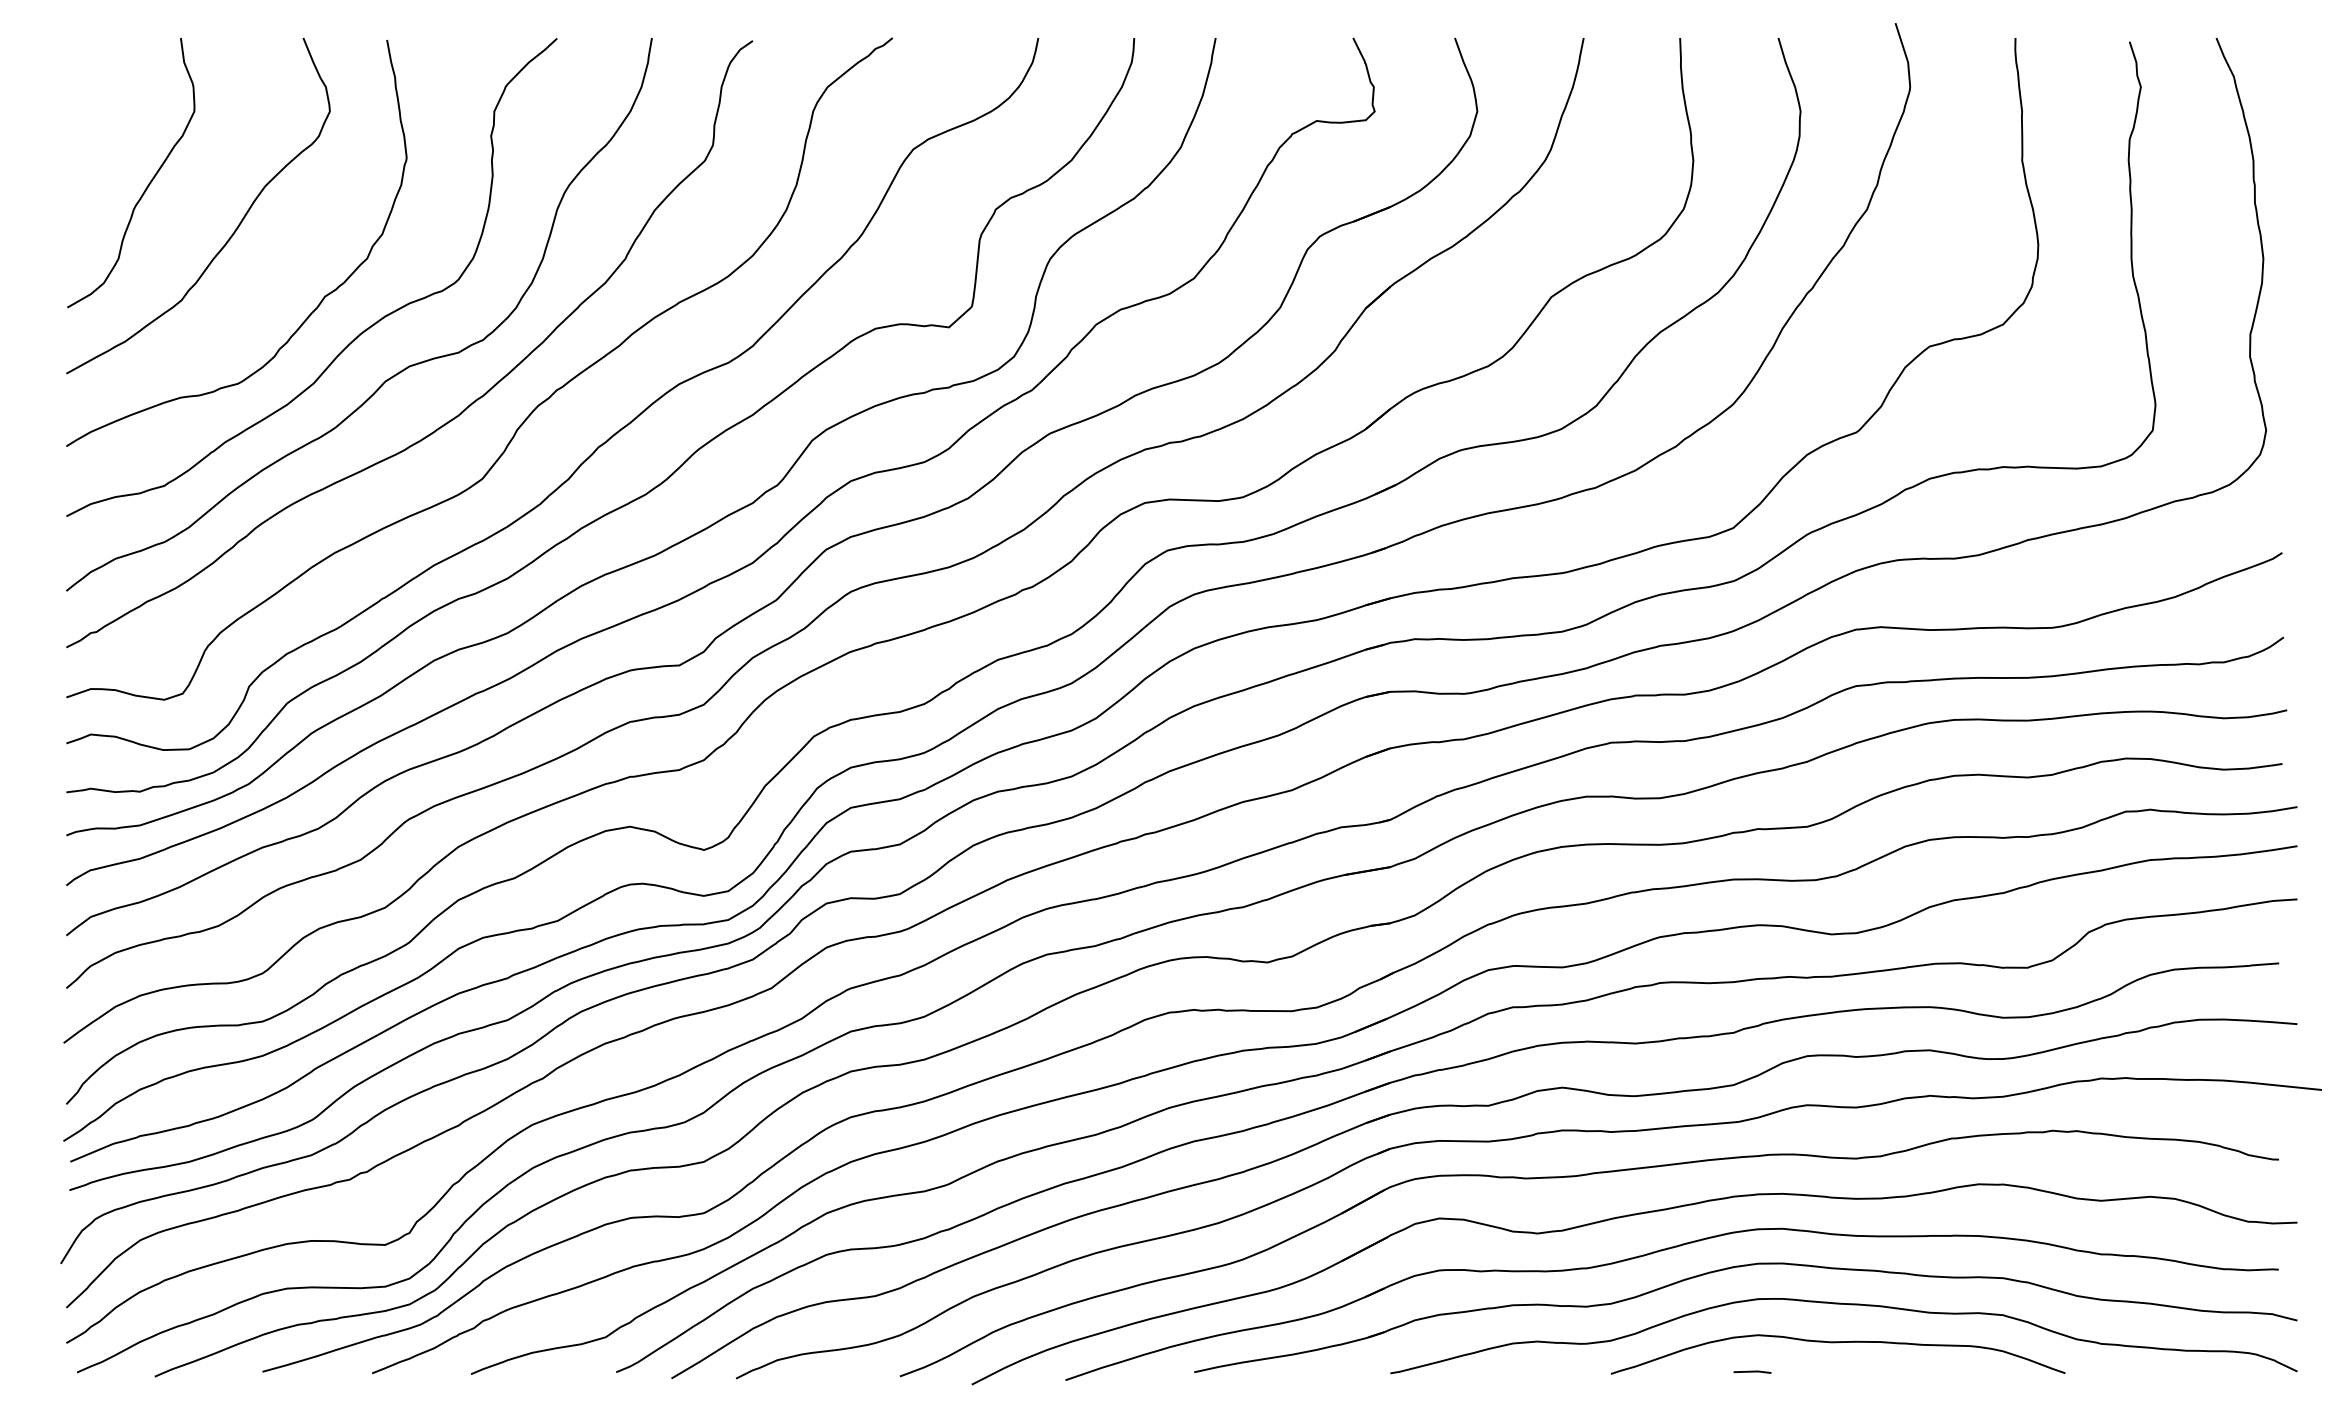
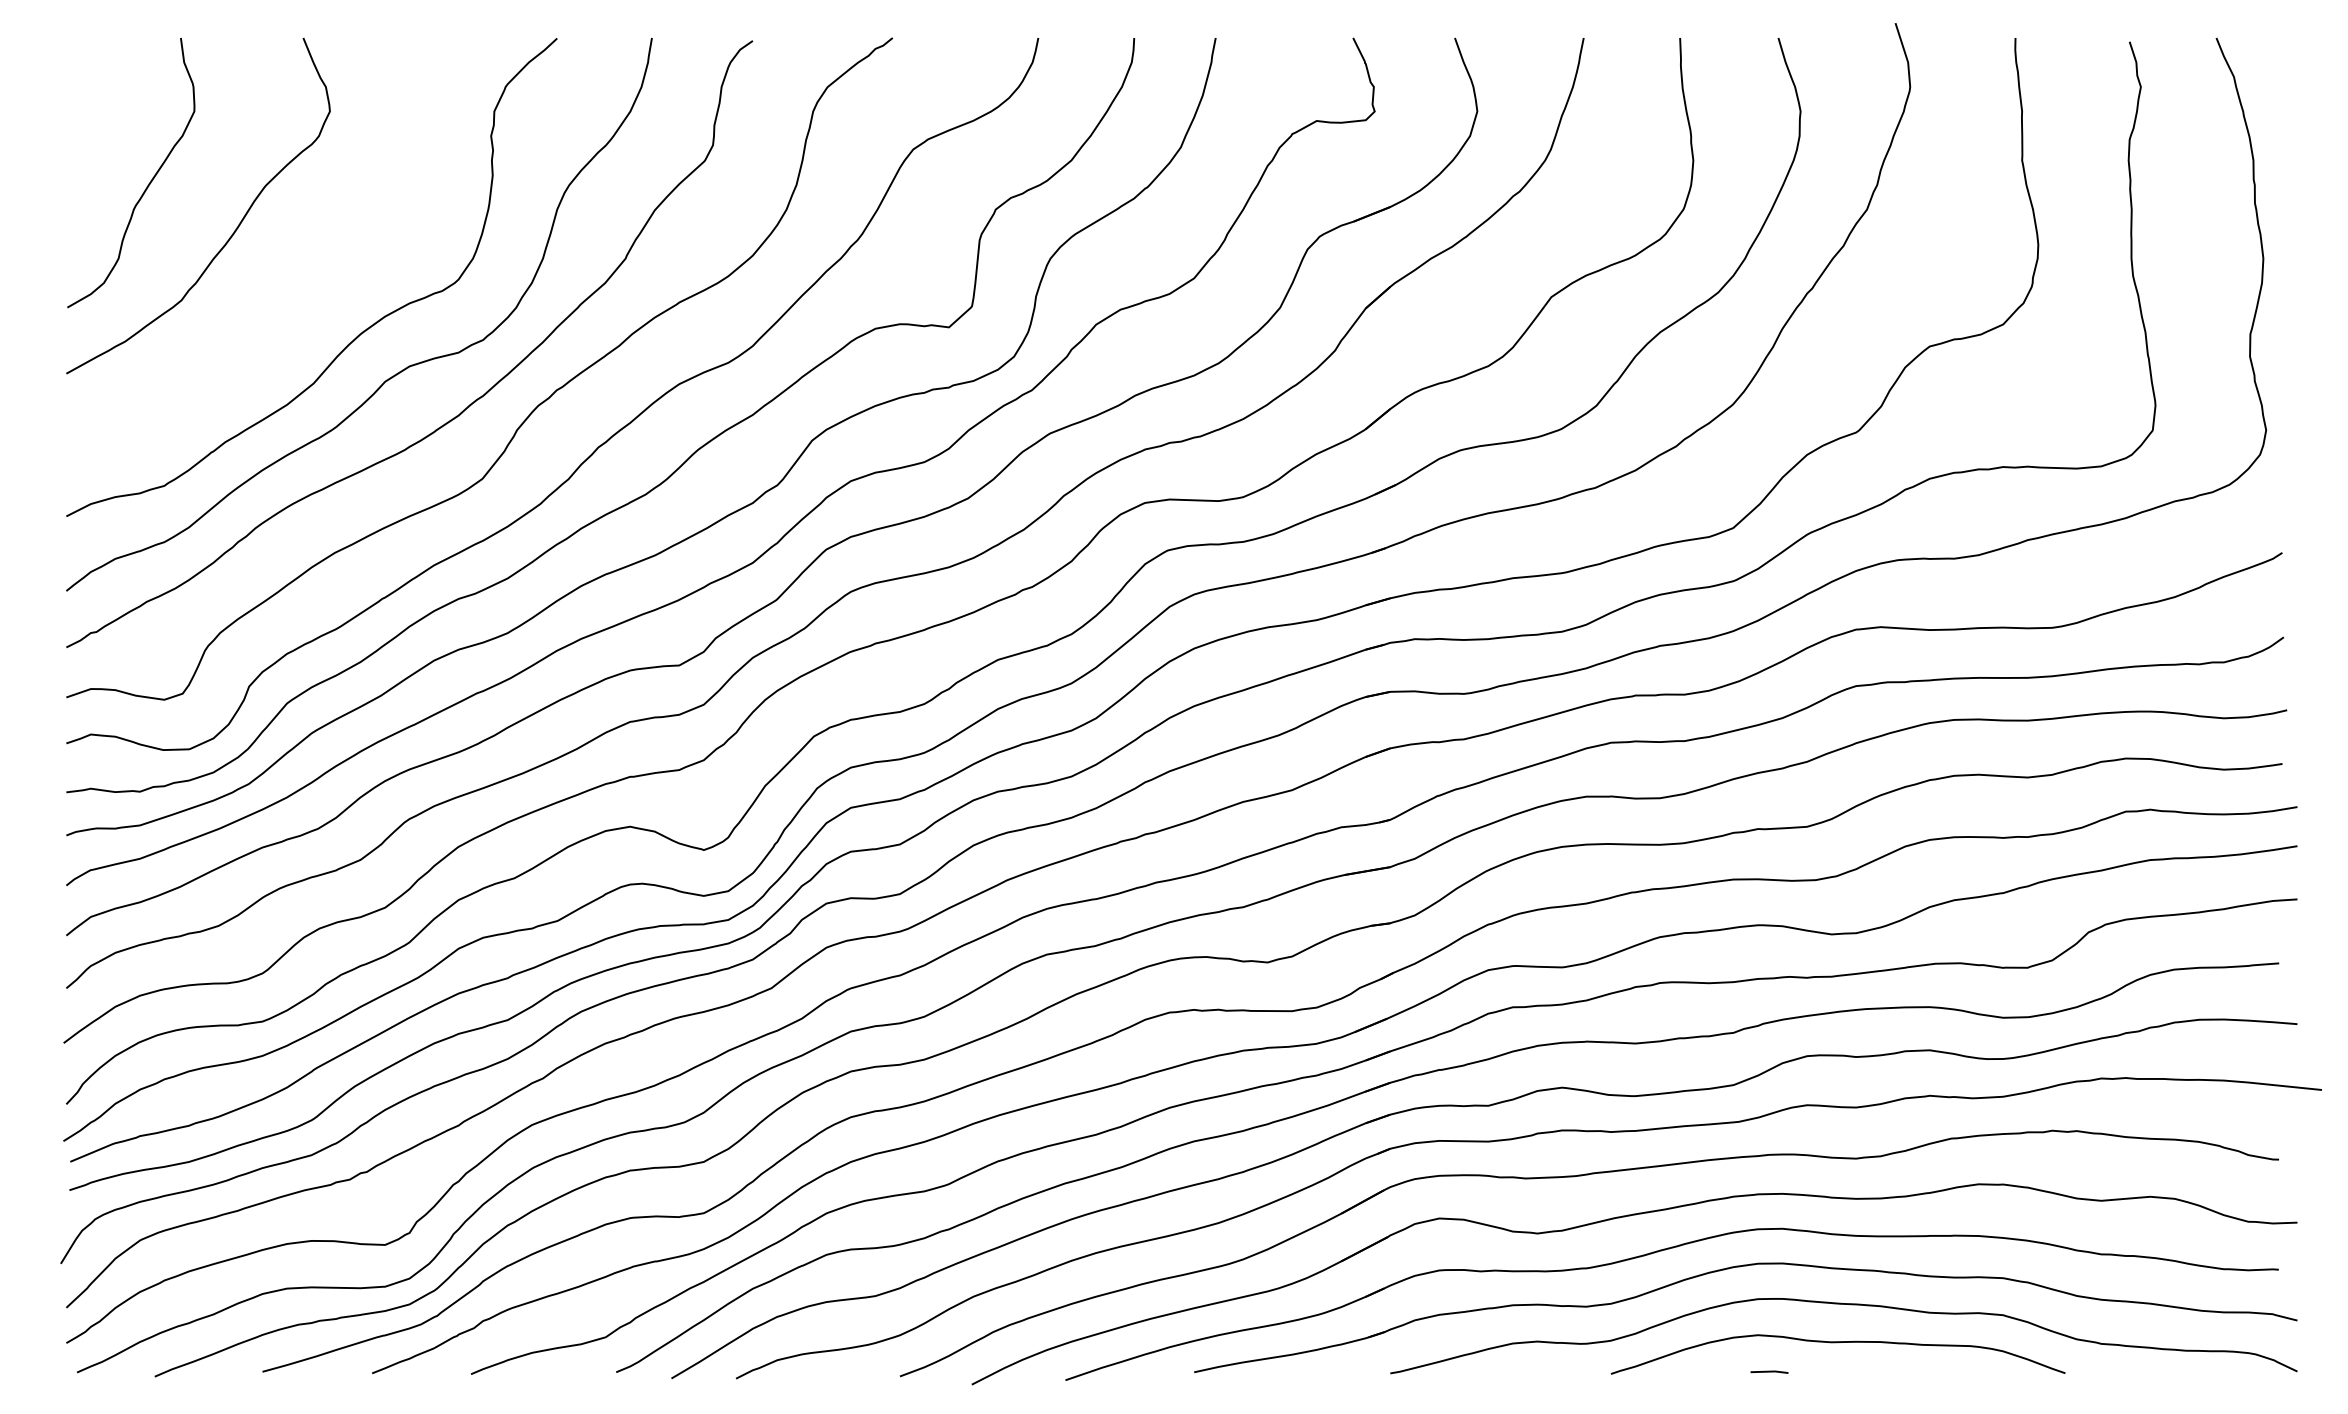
curve: present -> none (321, 299)
line position: (1752, 1371) -> (1769, 1371) (1769, 1371)
